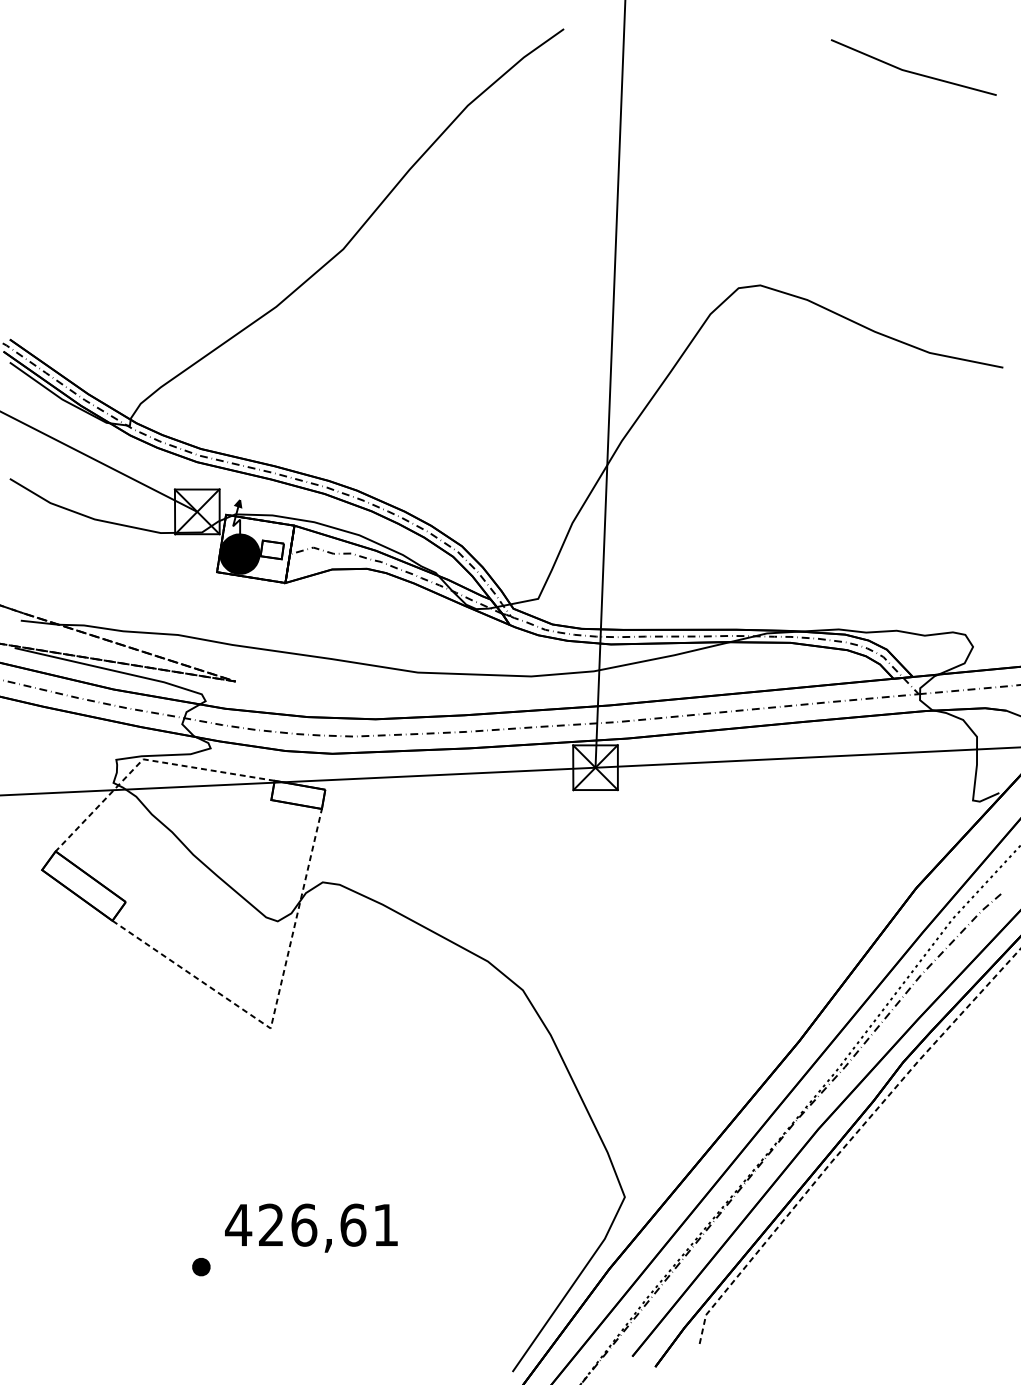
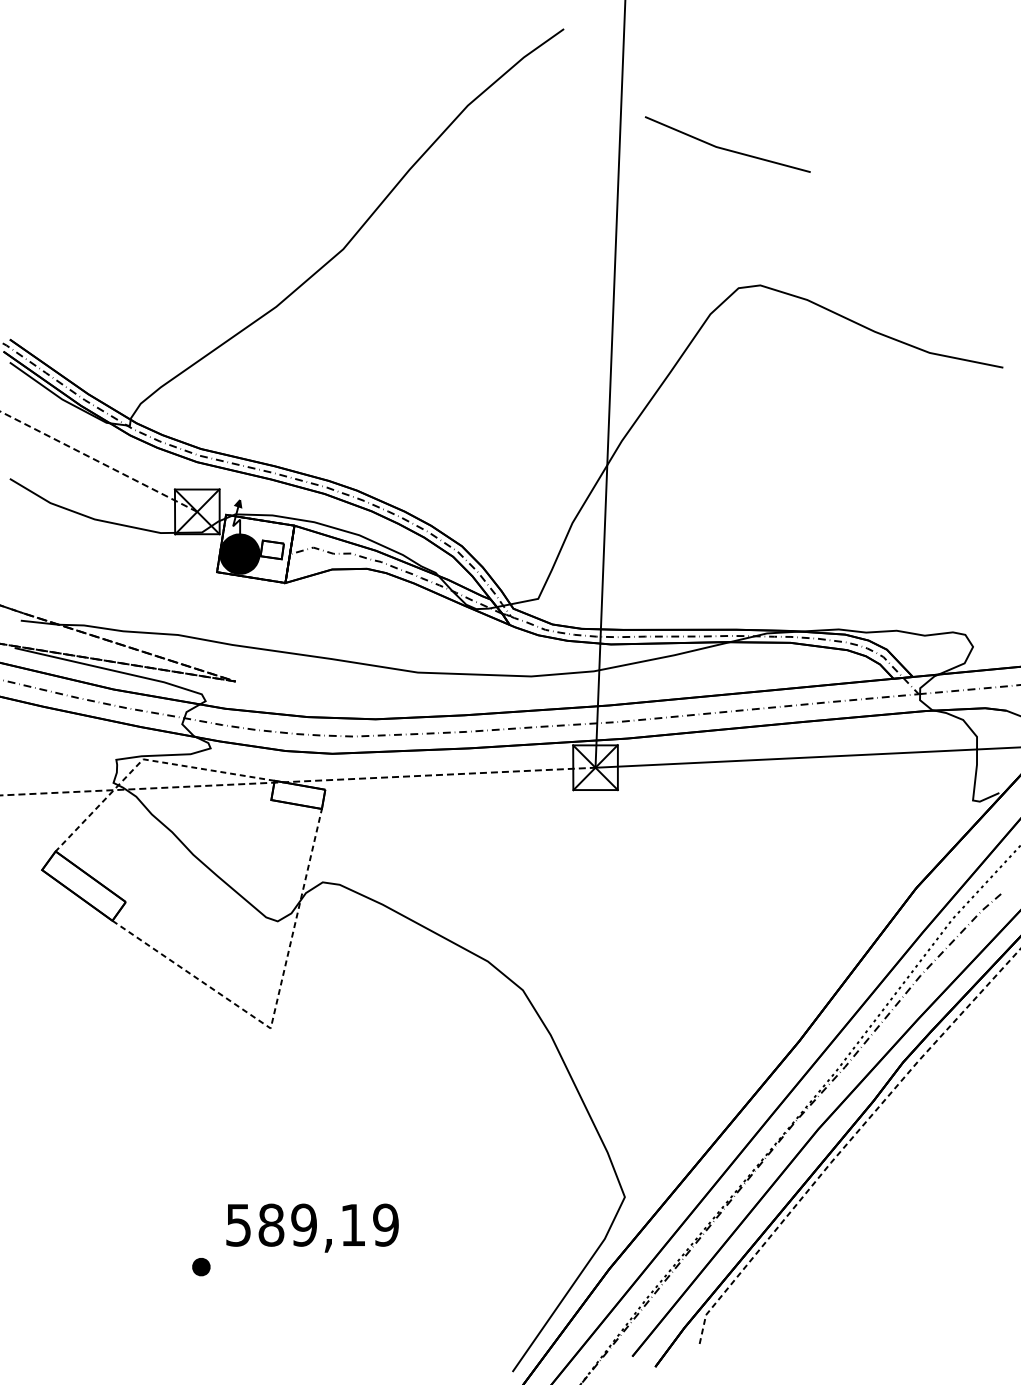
line position: (912, 71) -> (726, 148) (726, 148)
line: solid -> dashed (98, 461)
line: solid -> dashed (297, 781)
text: 426,61 -> 589,19 (311, 1224)
